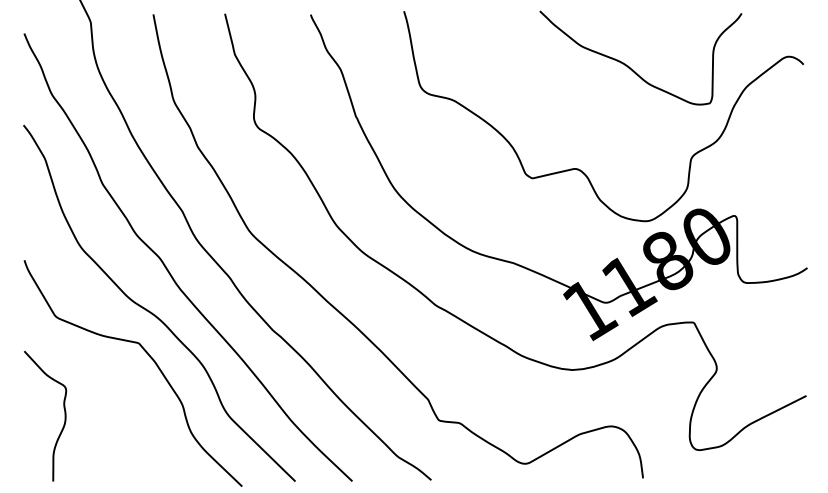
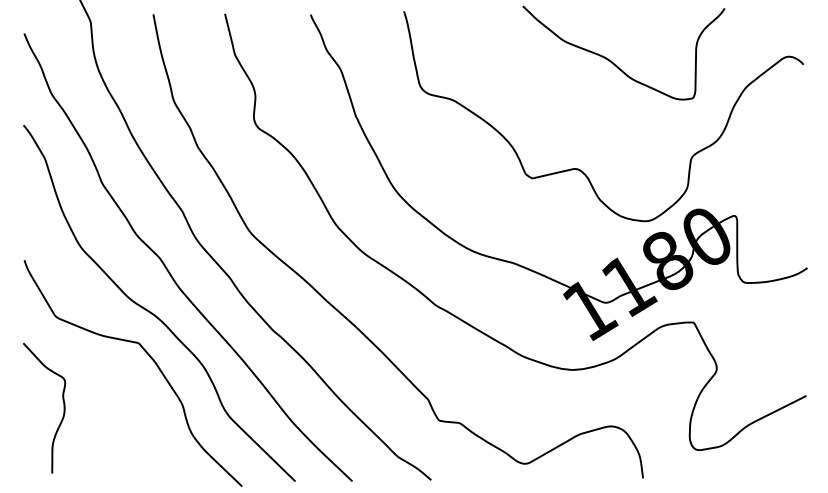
curve position: (633, 69) -> (616, 64) (616, 64)
curve position: (64, 416) -> (63, 408) (63, 408)
